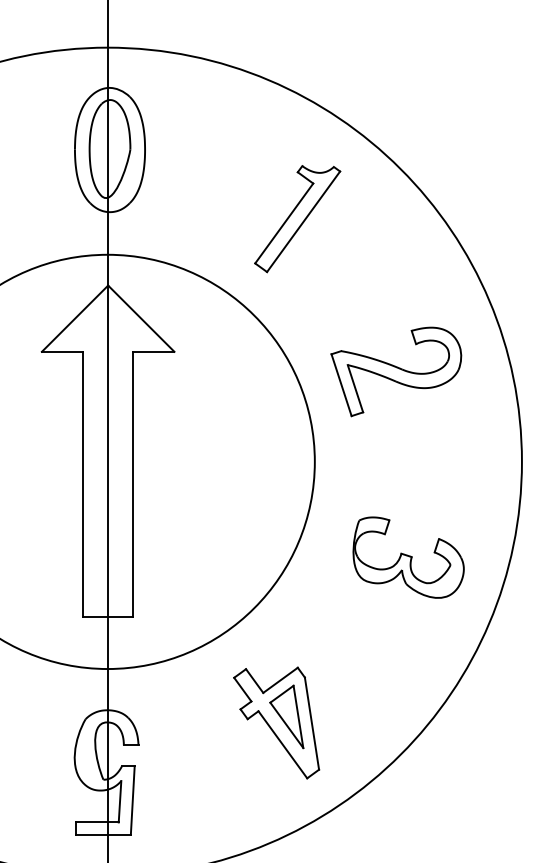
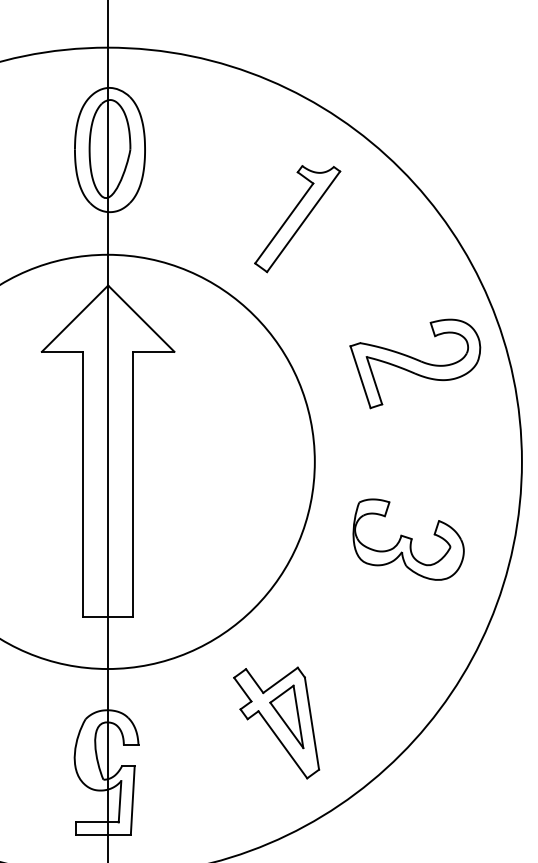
part position: (396, 371) -> (415, 363) (415, 363)
part position: (408, 557) -> (408, 539) (408, 539)
